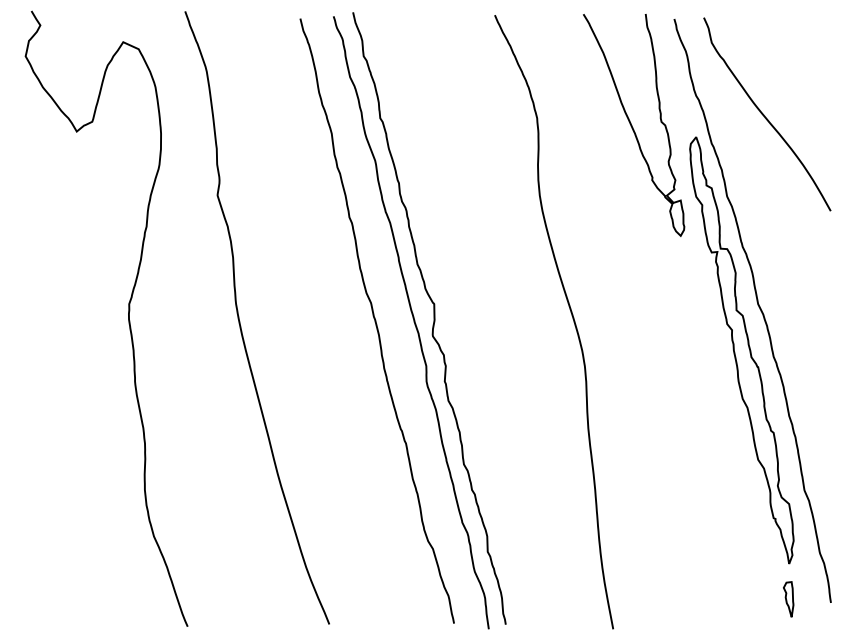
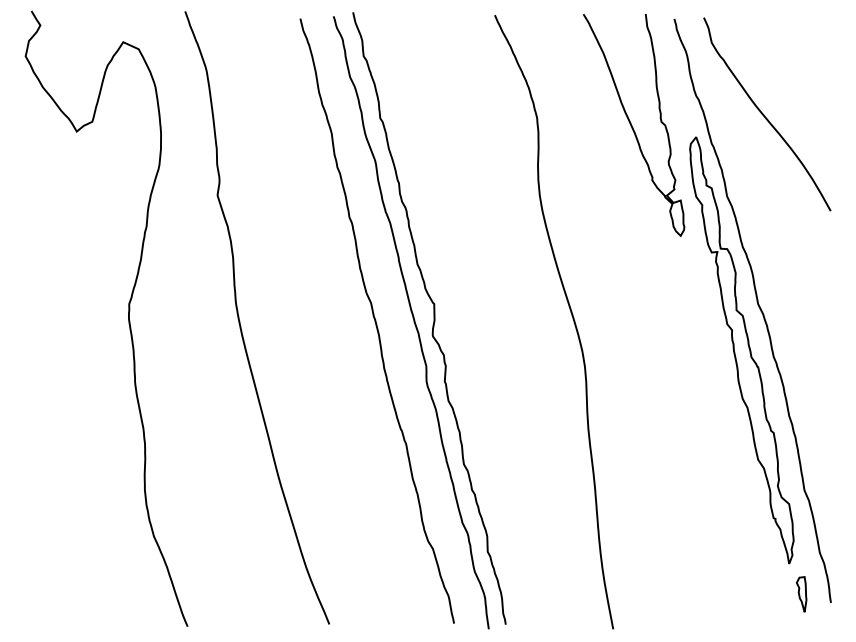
part position: (788, 599) -> (801, 594) (801, 594)
